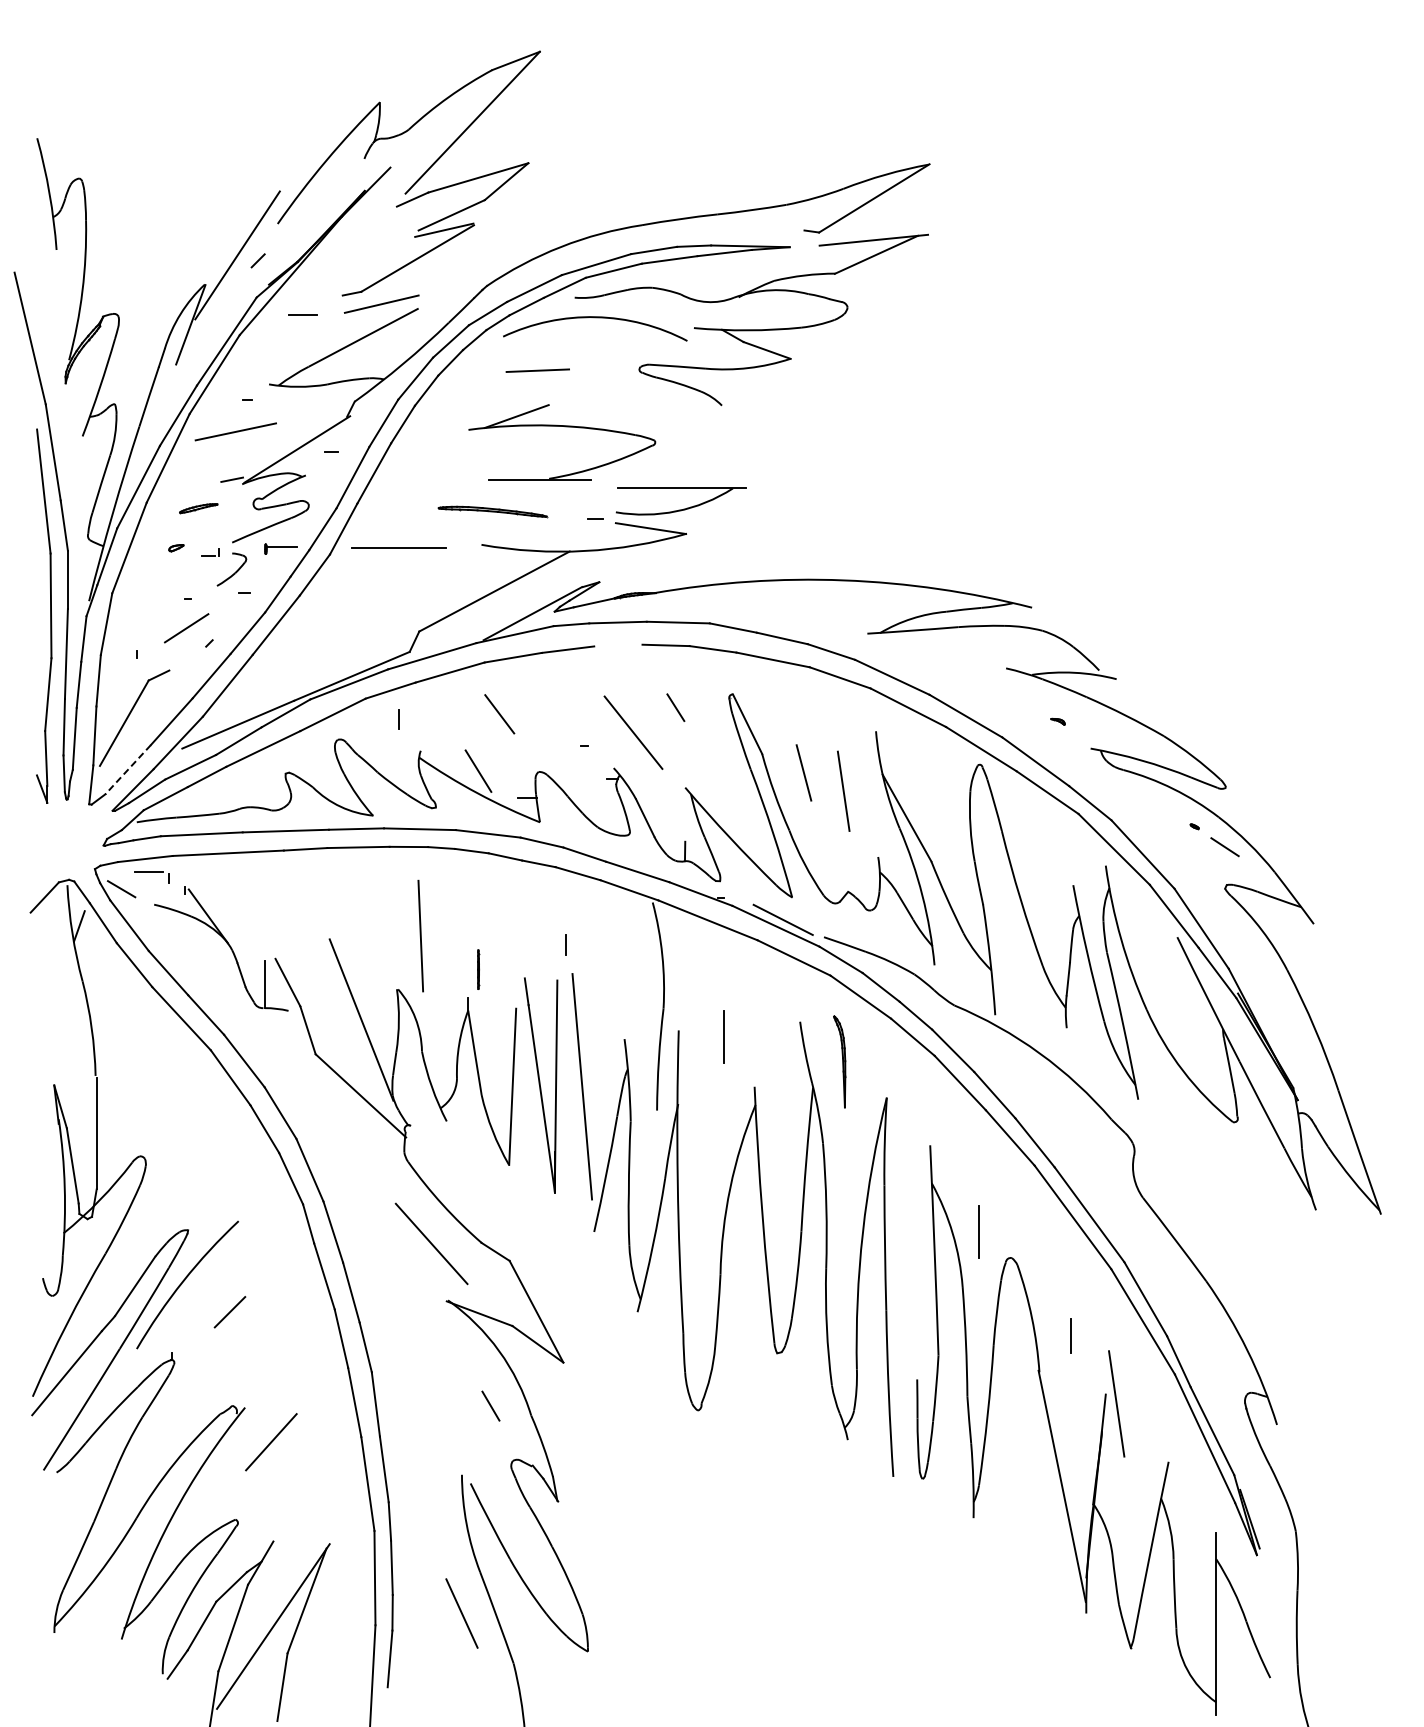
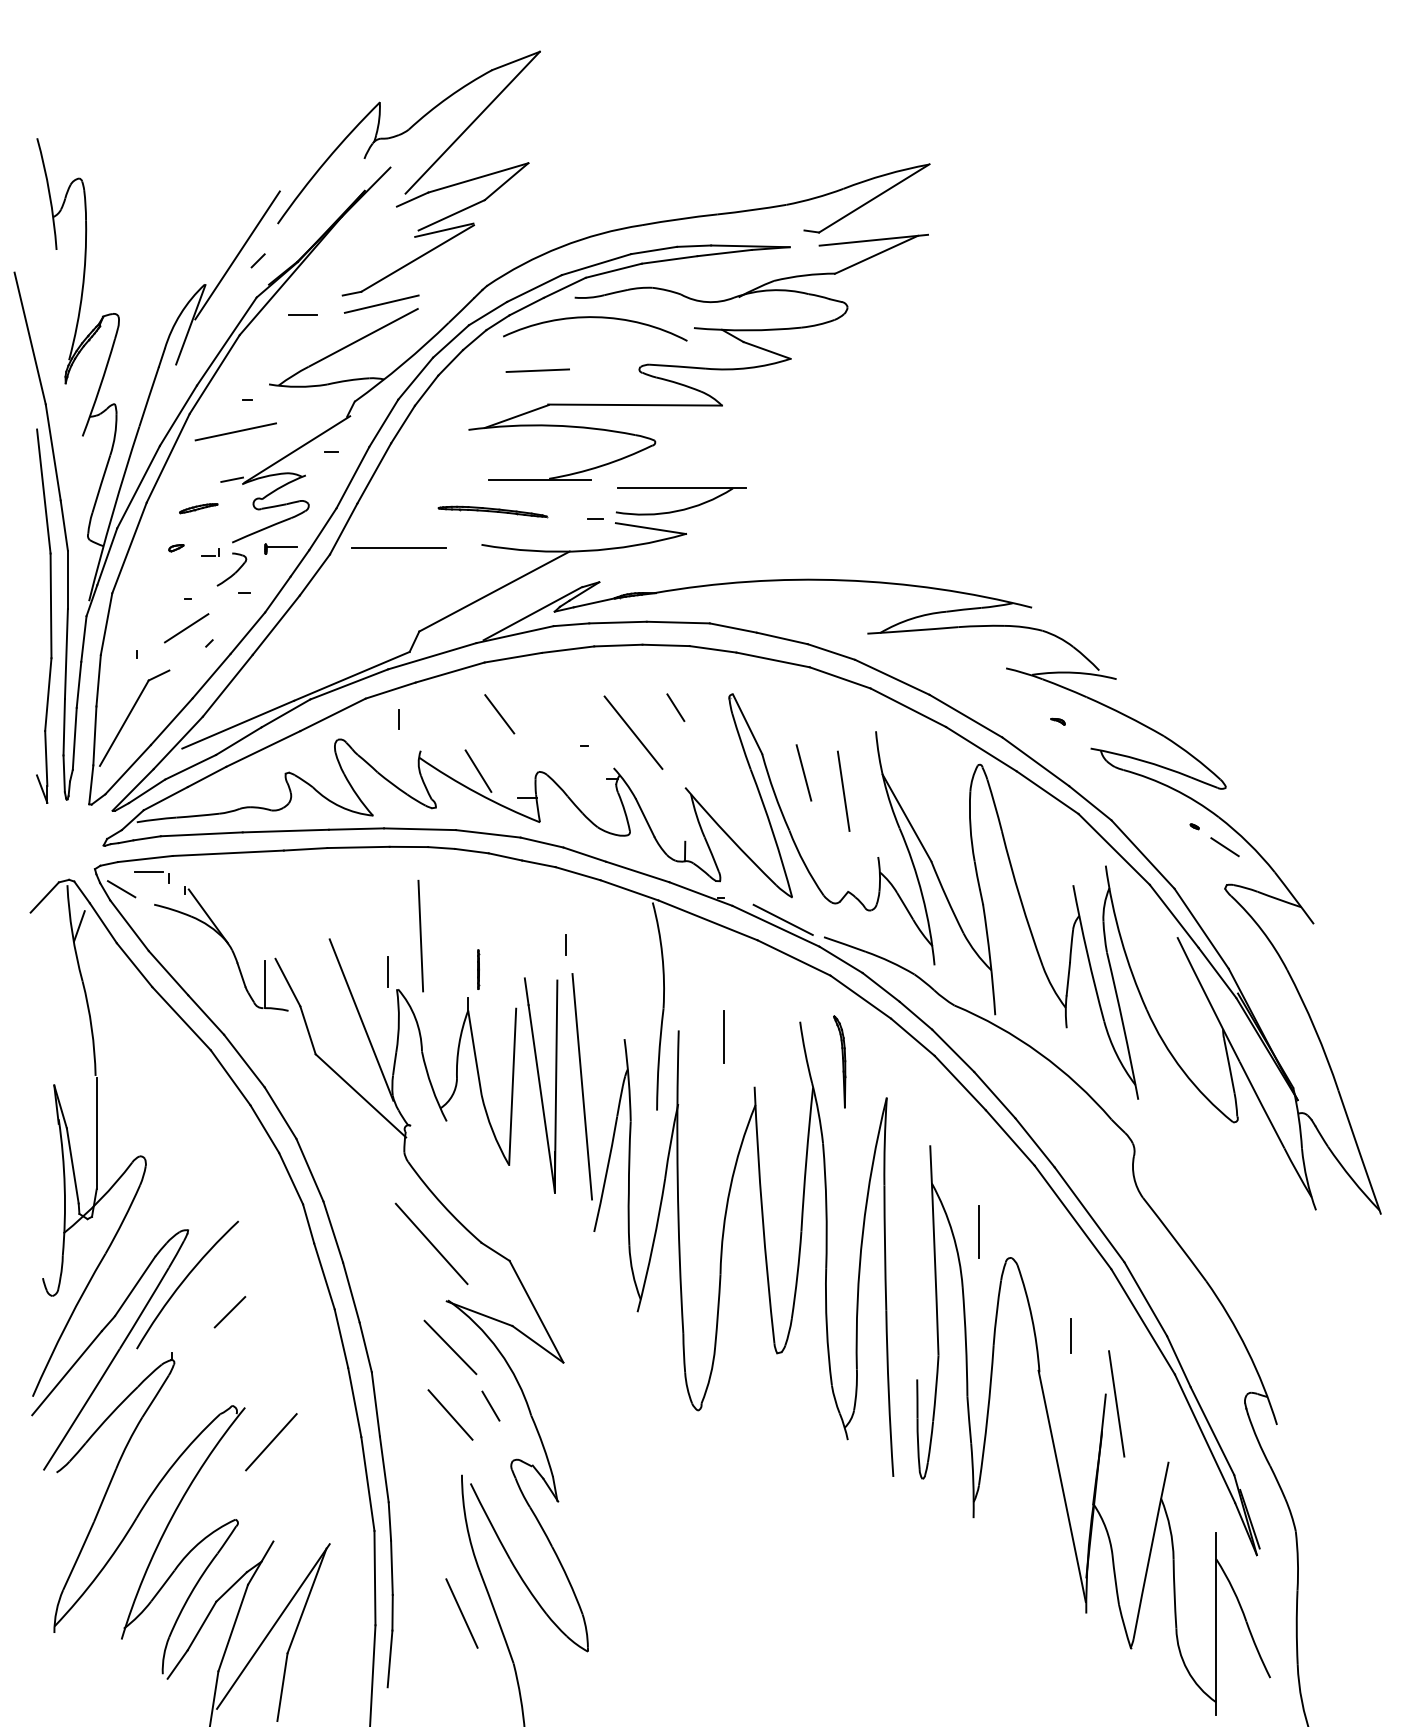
line: none -> present (635, 404)
line: none -> present (618, 645)
line: dashed -> solid (128, 769)
line: none -> present (388, 971)
line: none -> present (450, 1347)
line: none -> present (450, 1414)
